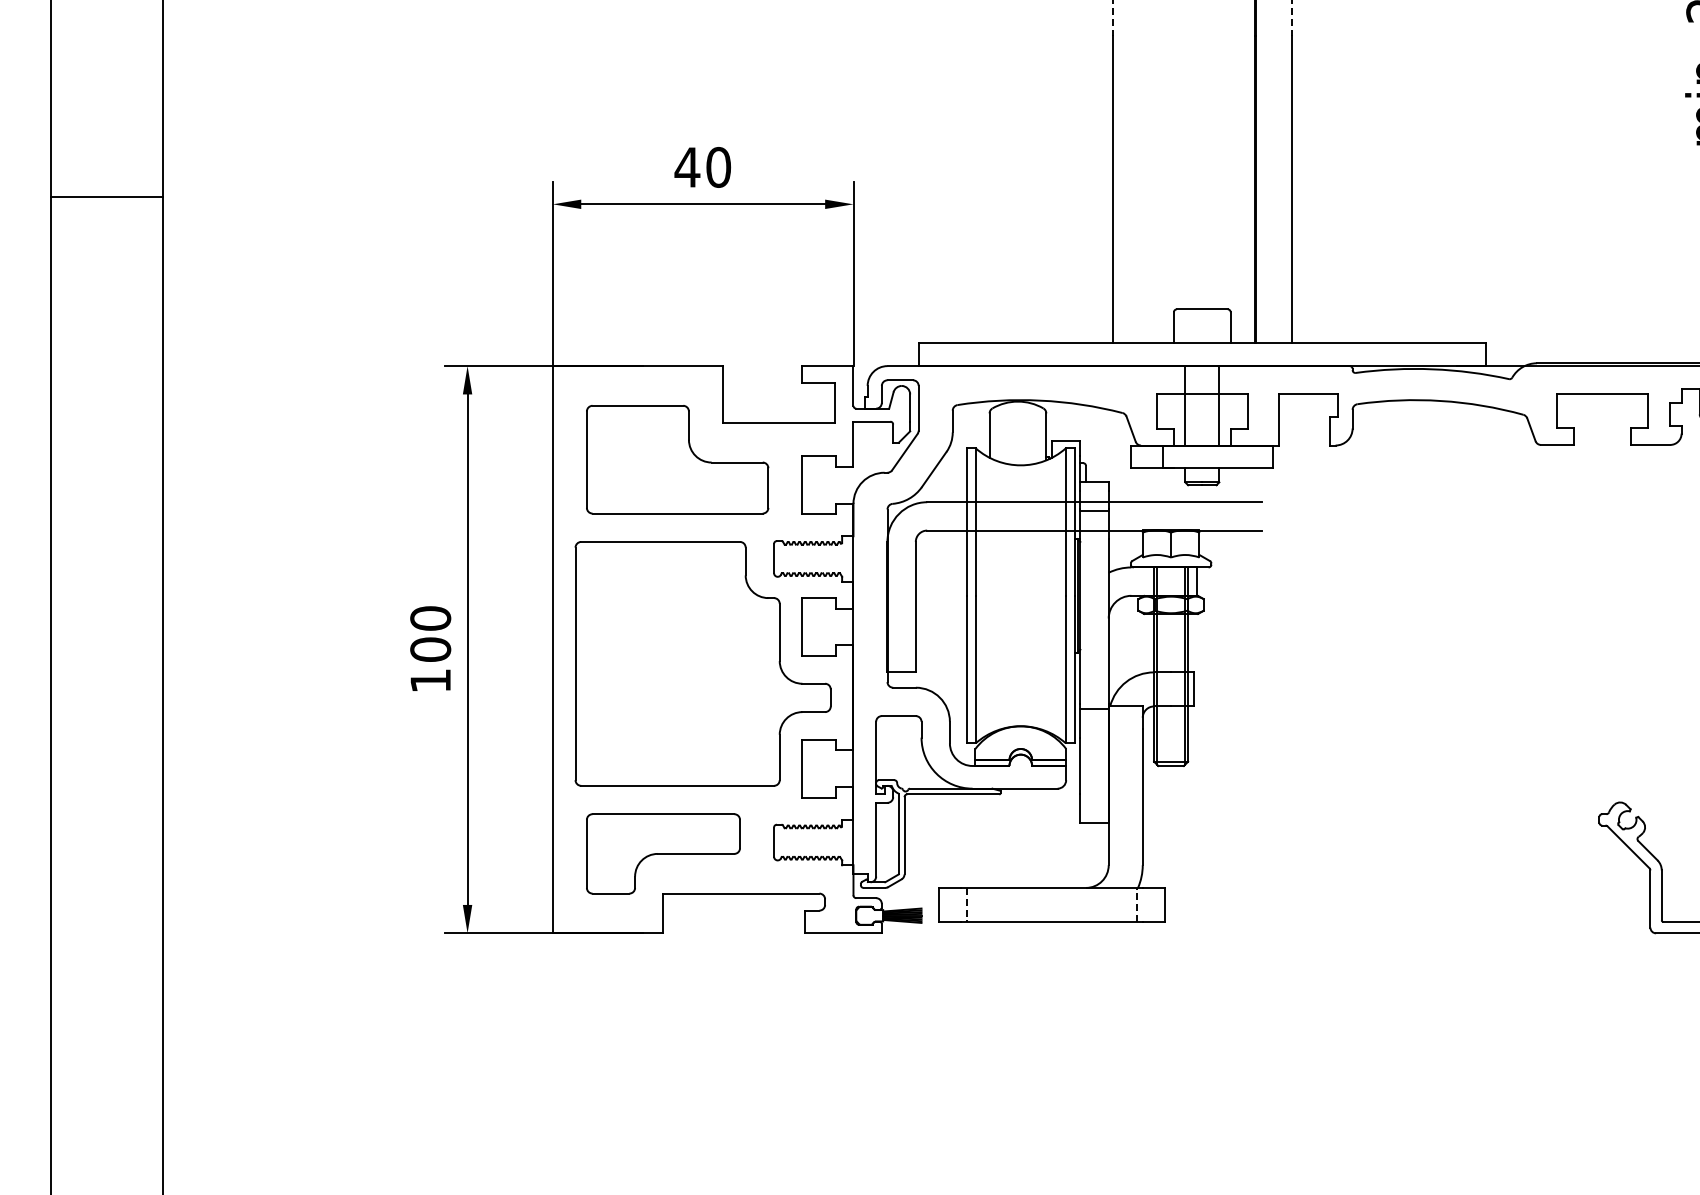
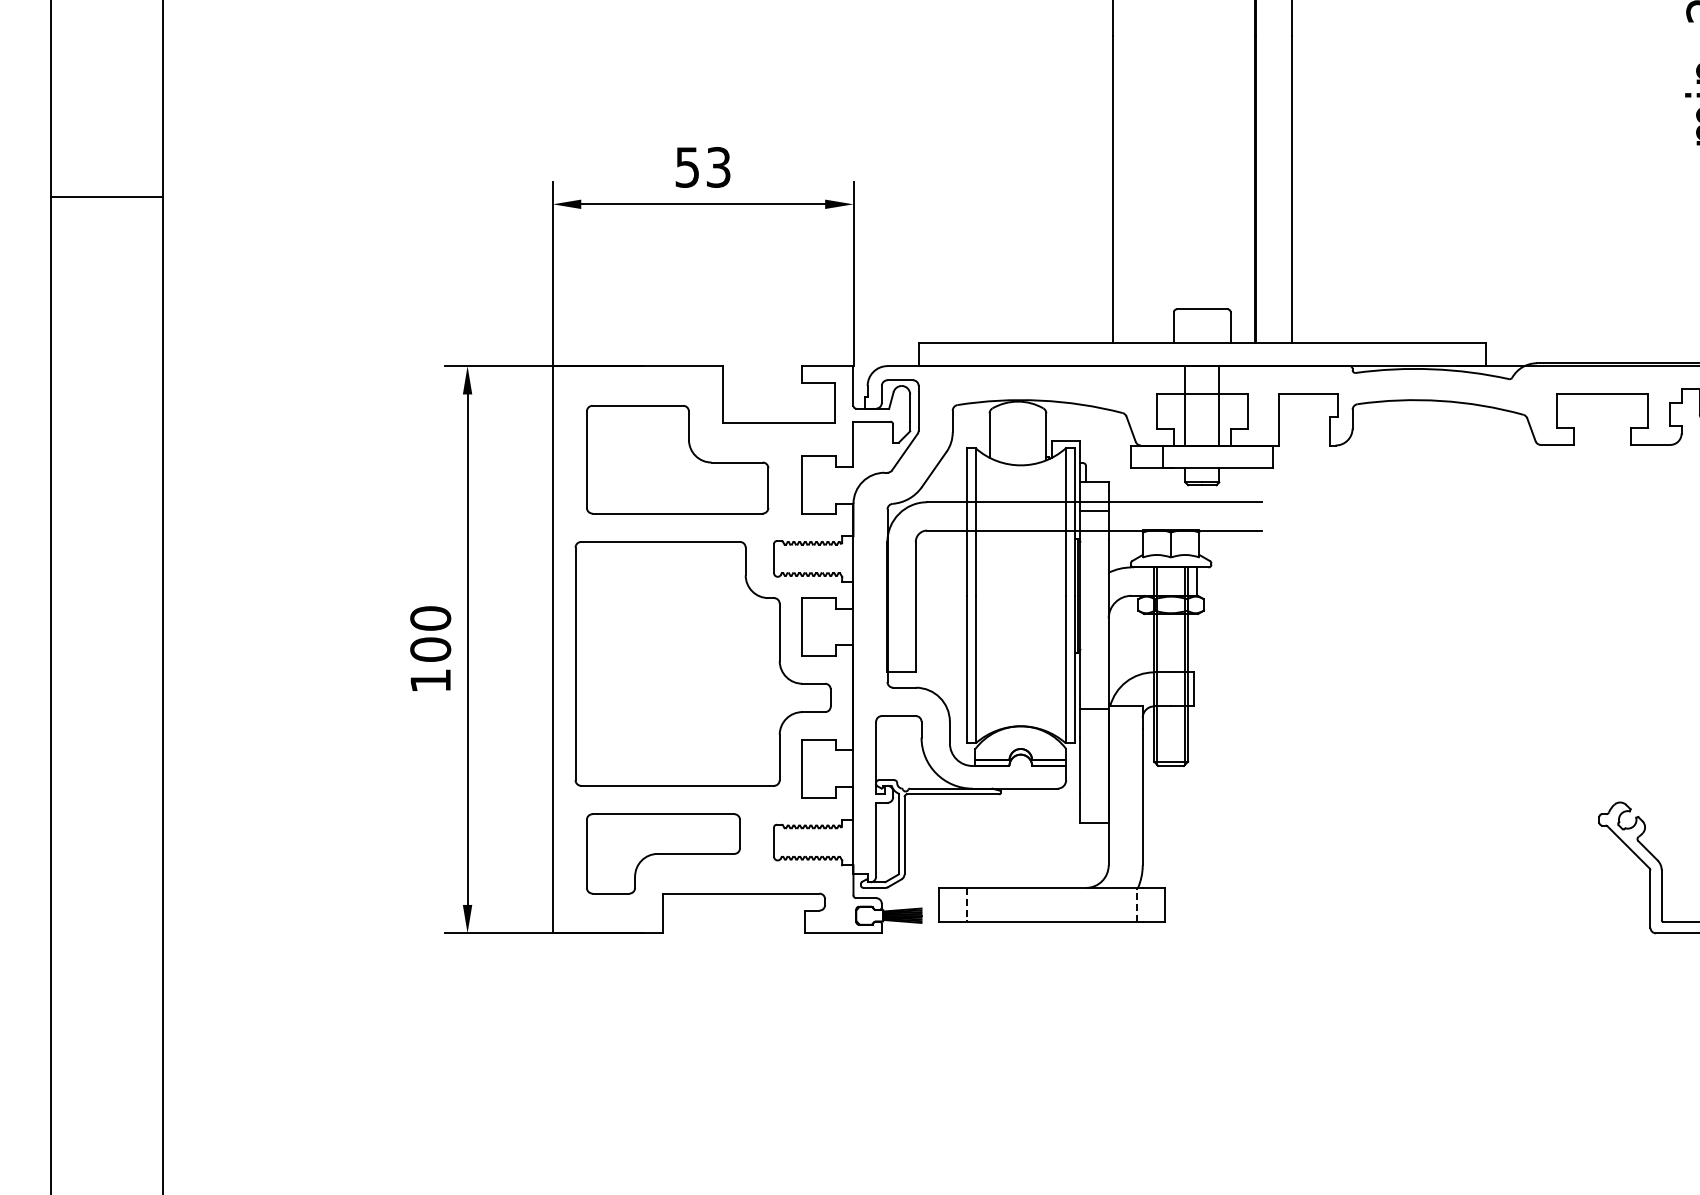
line: dashed -> solid (1113, 18)
line: dashed -> solid (1291, 18)
text: 40 -> 53 (702, 167)
